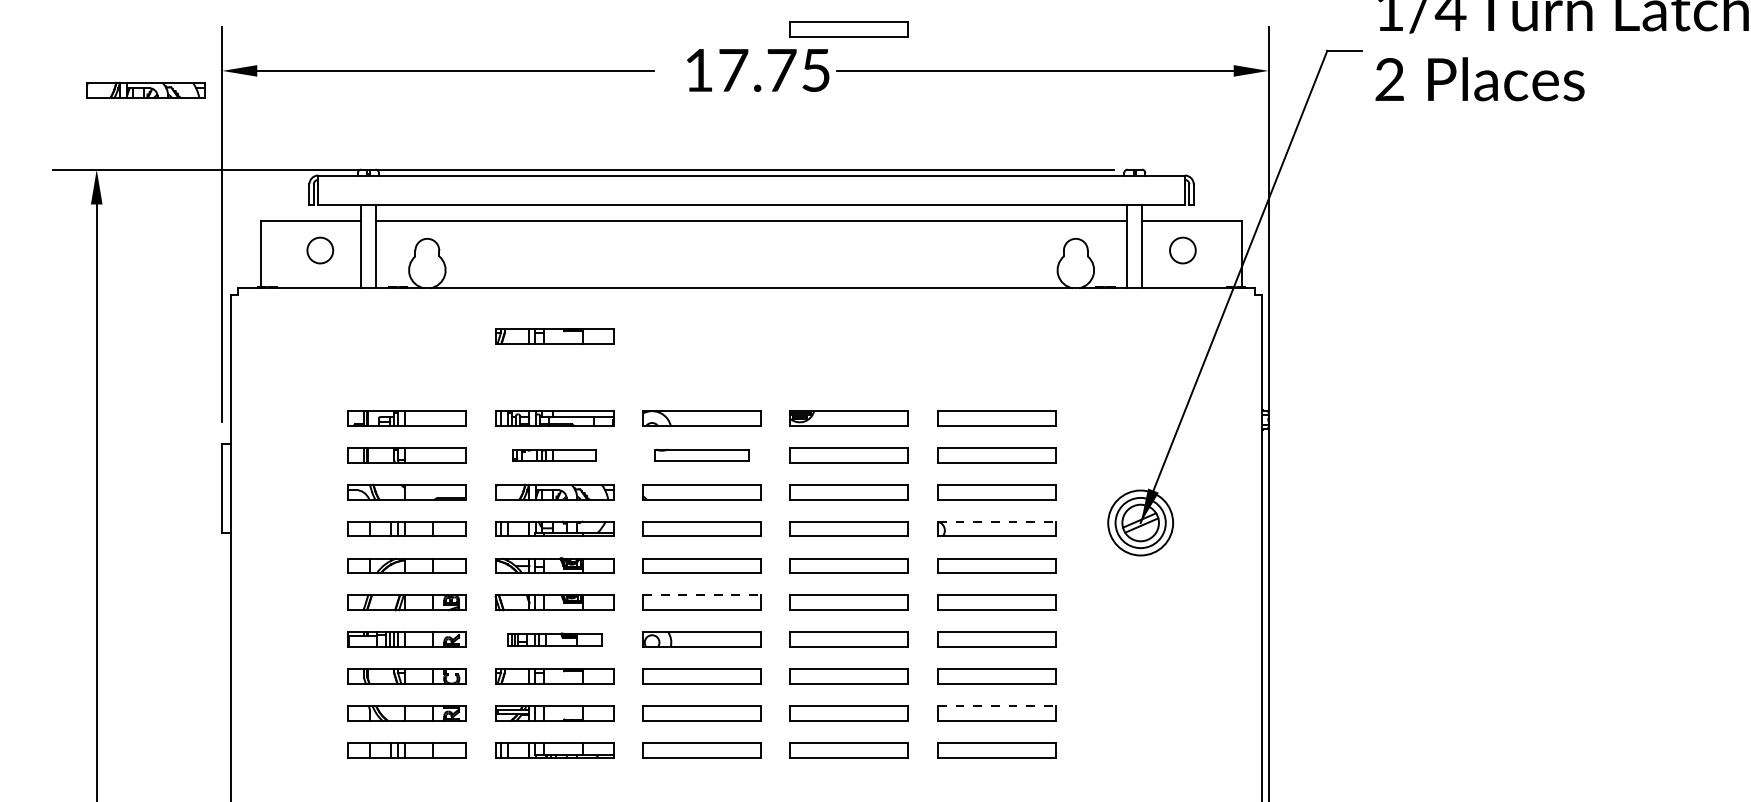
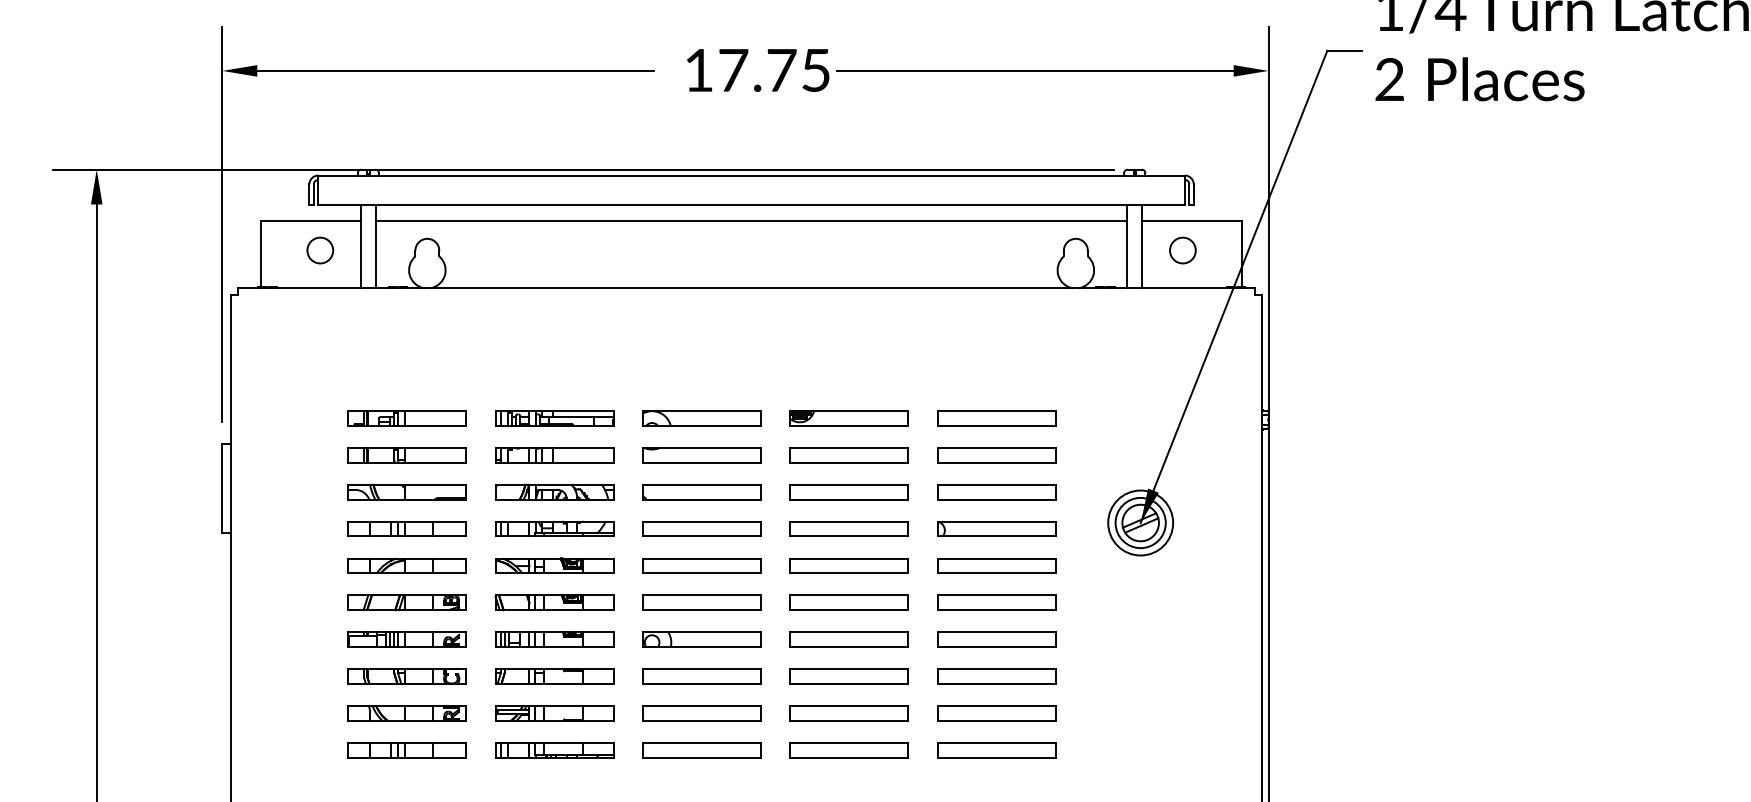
part: present -> none (848, 29)
part: present -> none (145, 89)
part: present -> none (554, 336)
part size: 96x14 px -> 120x17 px (701, 455)
part size: 85x13 px -> 120x17 px (554, 455)
line: dashed -> solid (996, 521)
line: dashed -> solid (701, 595)
part size: 96x15 px -> 120x17 px (554, 639)
line: dashed -> solid (996, 705)
